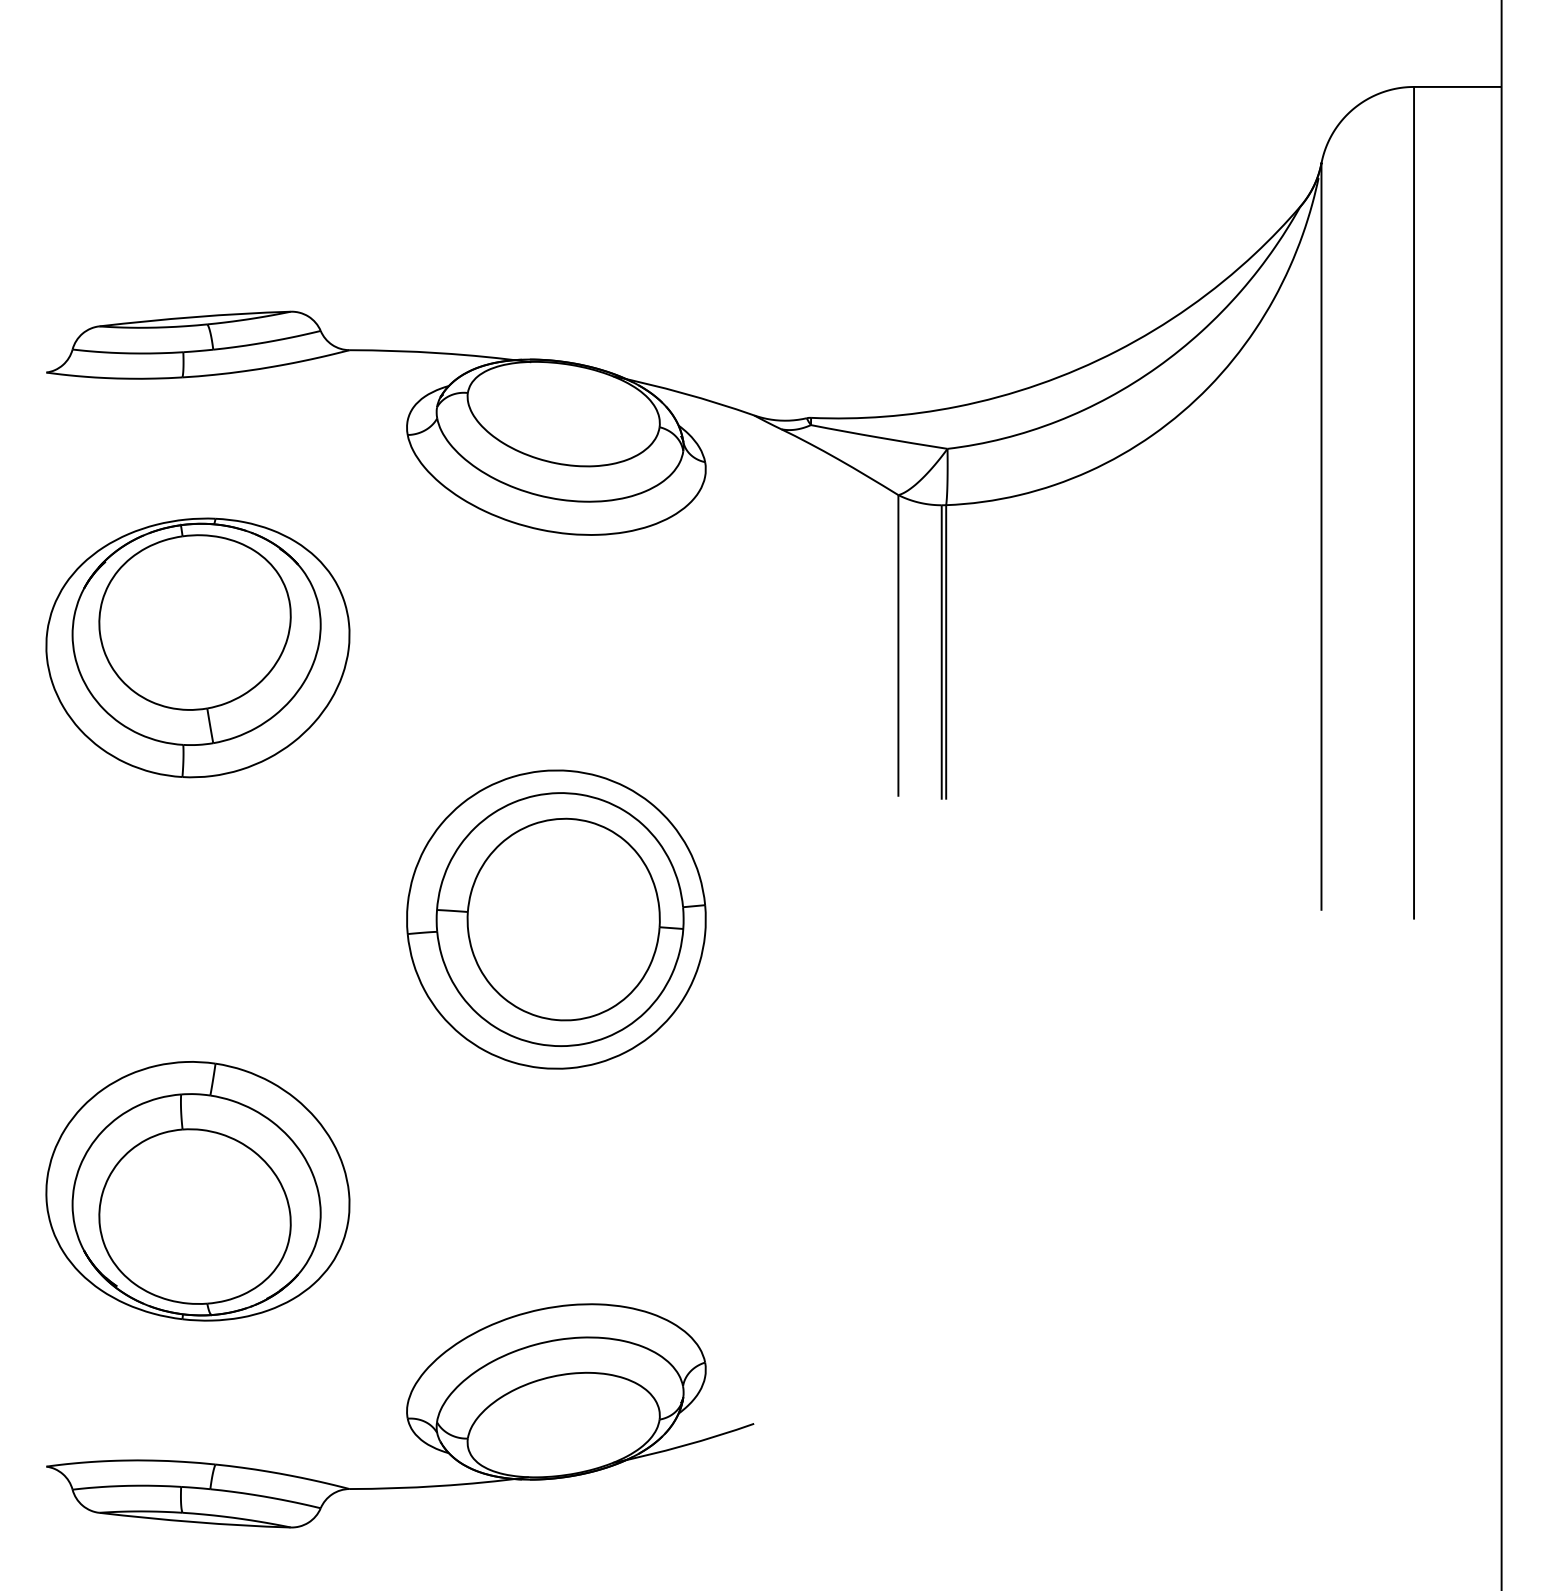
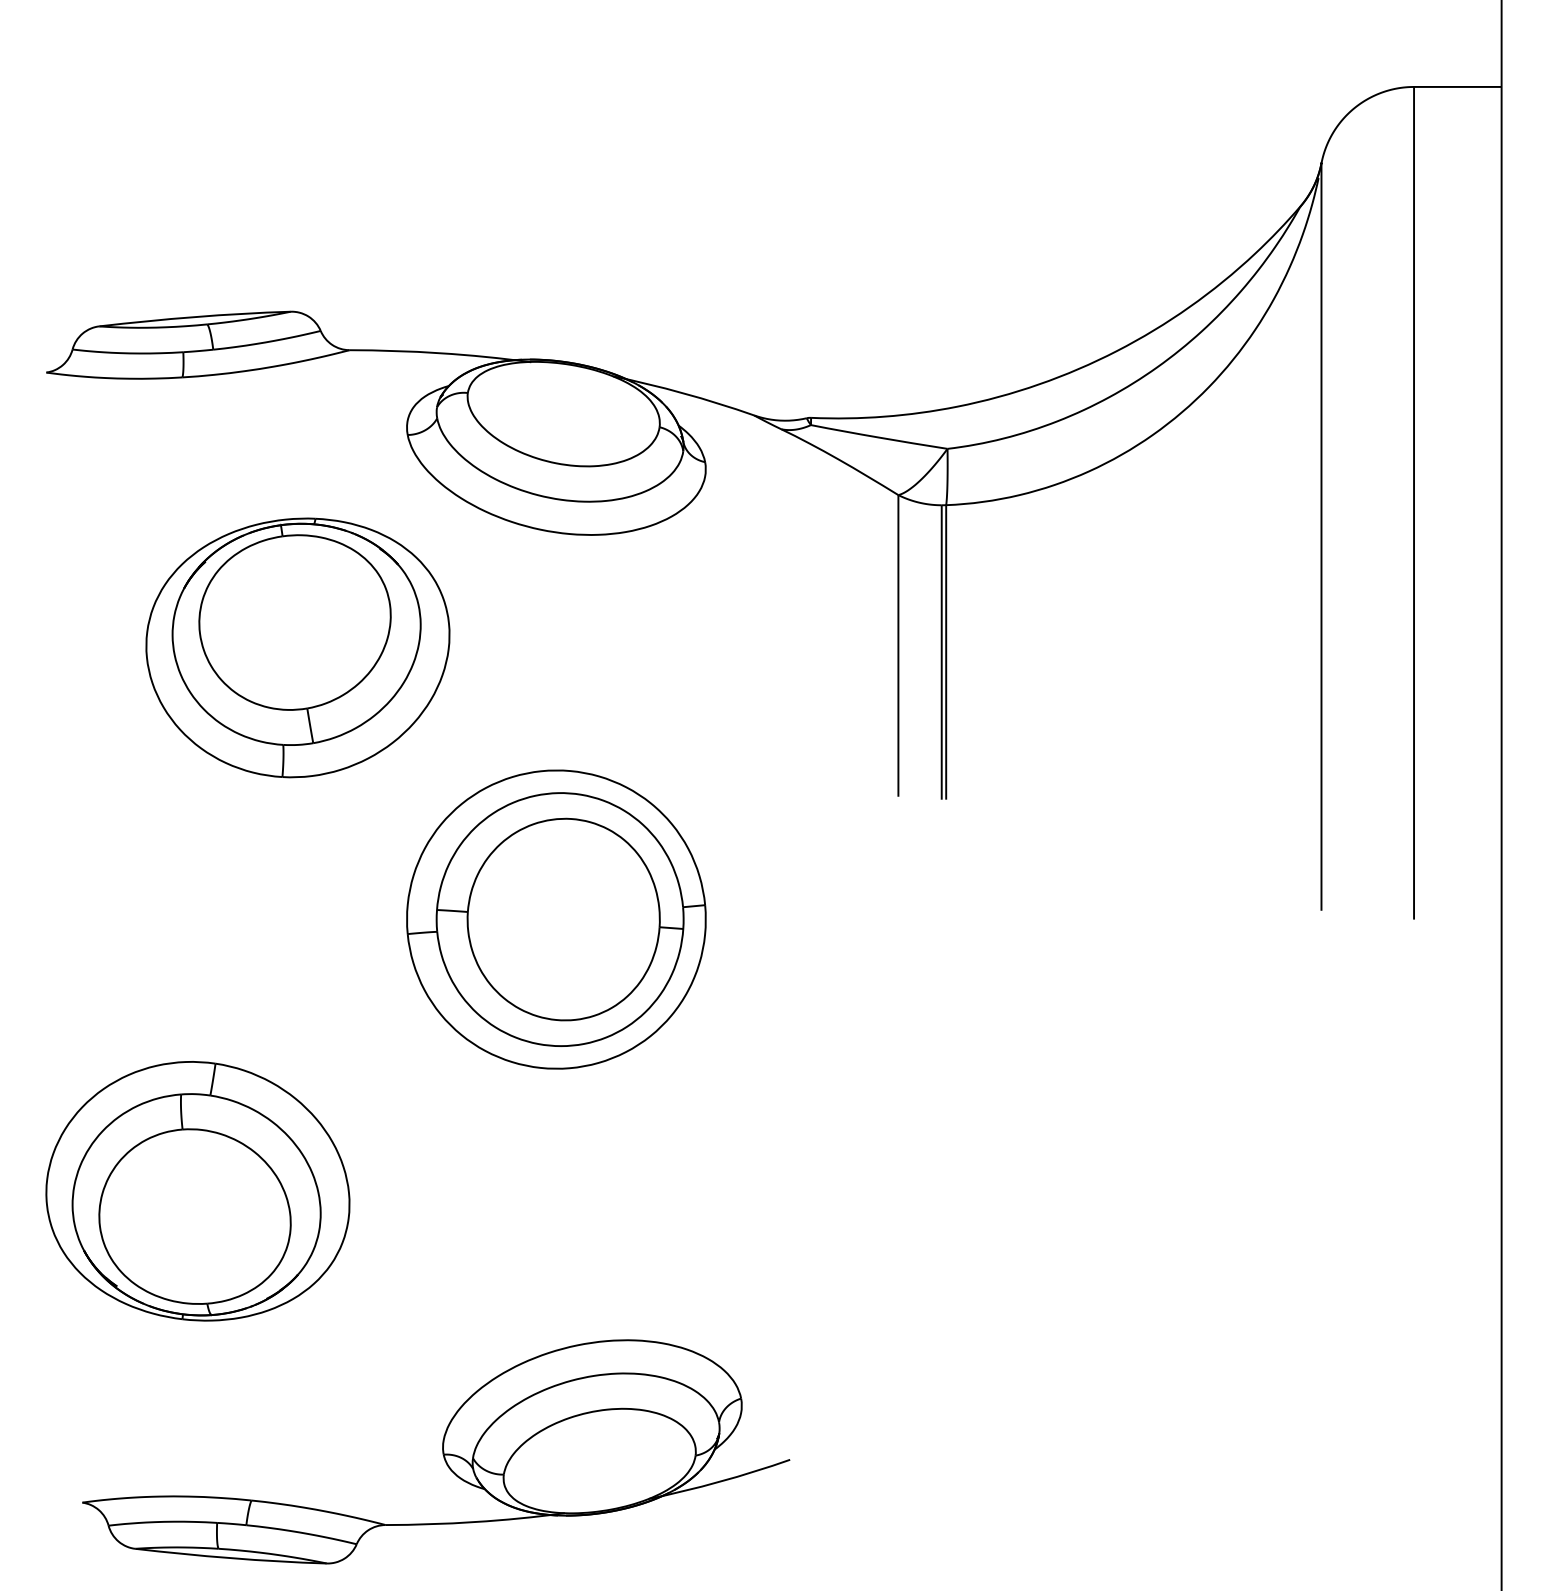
part position: (197, 647) -> (297, 647) (297, 647)
part position: (400, 1415) -> (436, 1451) (436, 1451)
